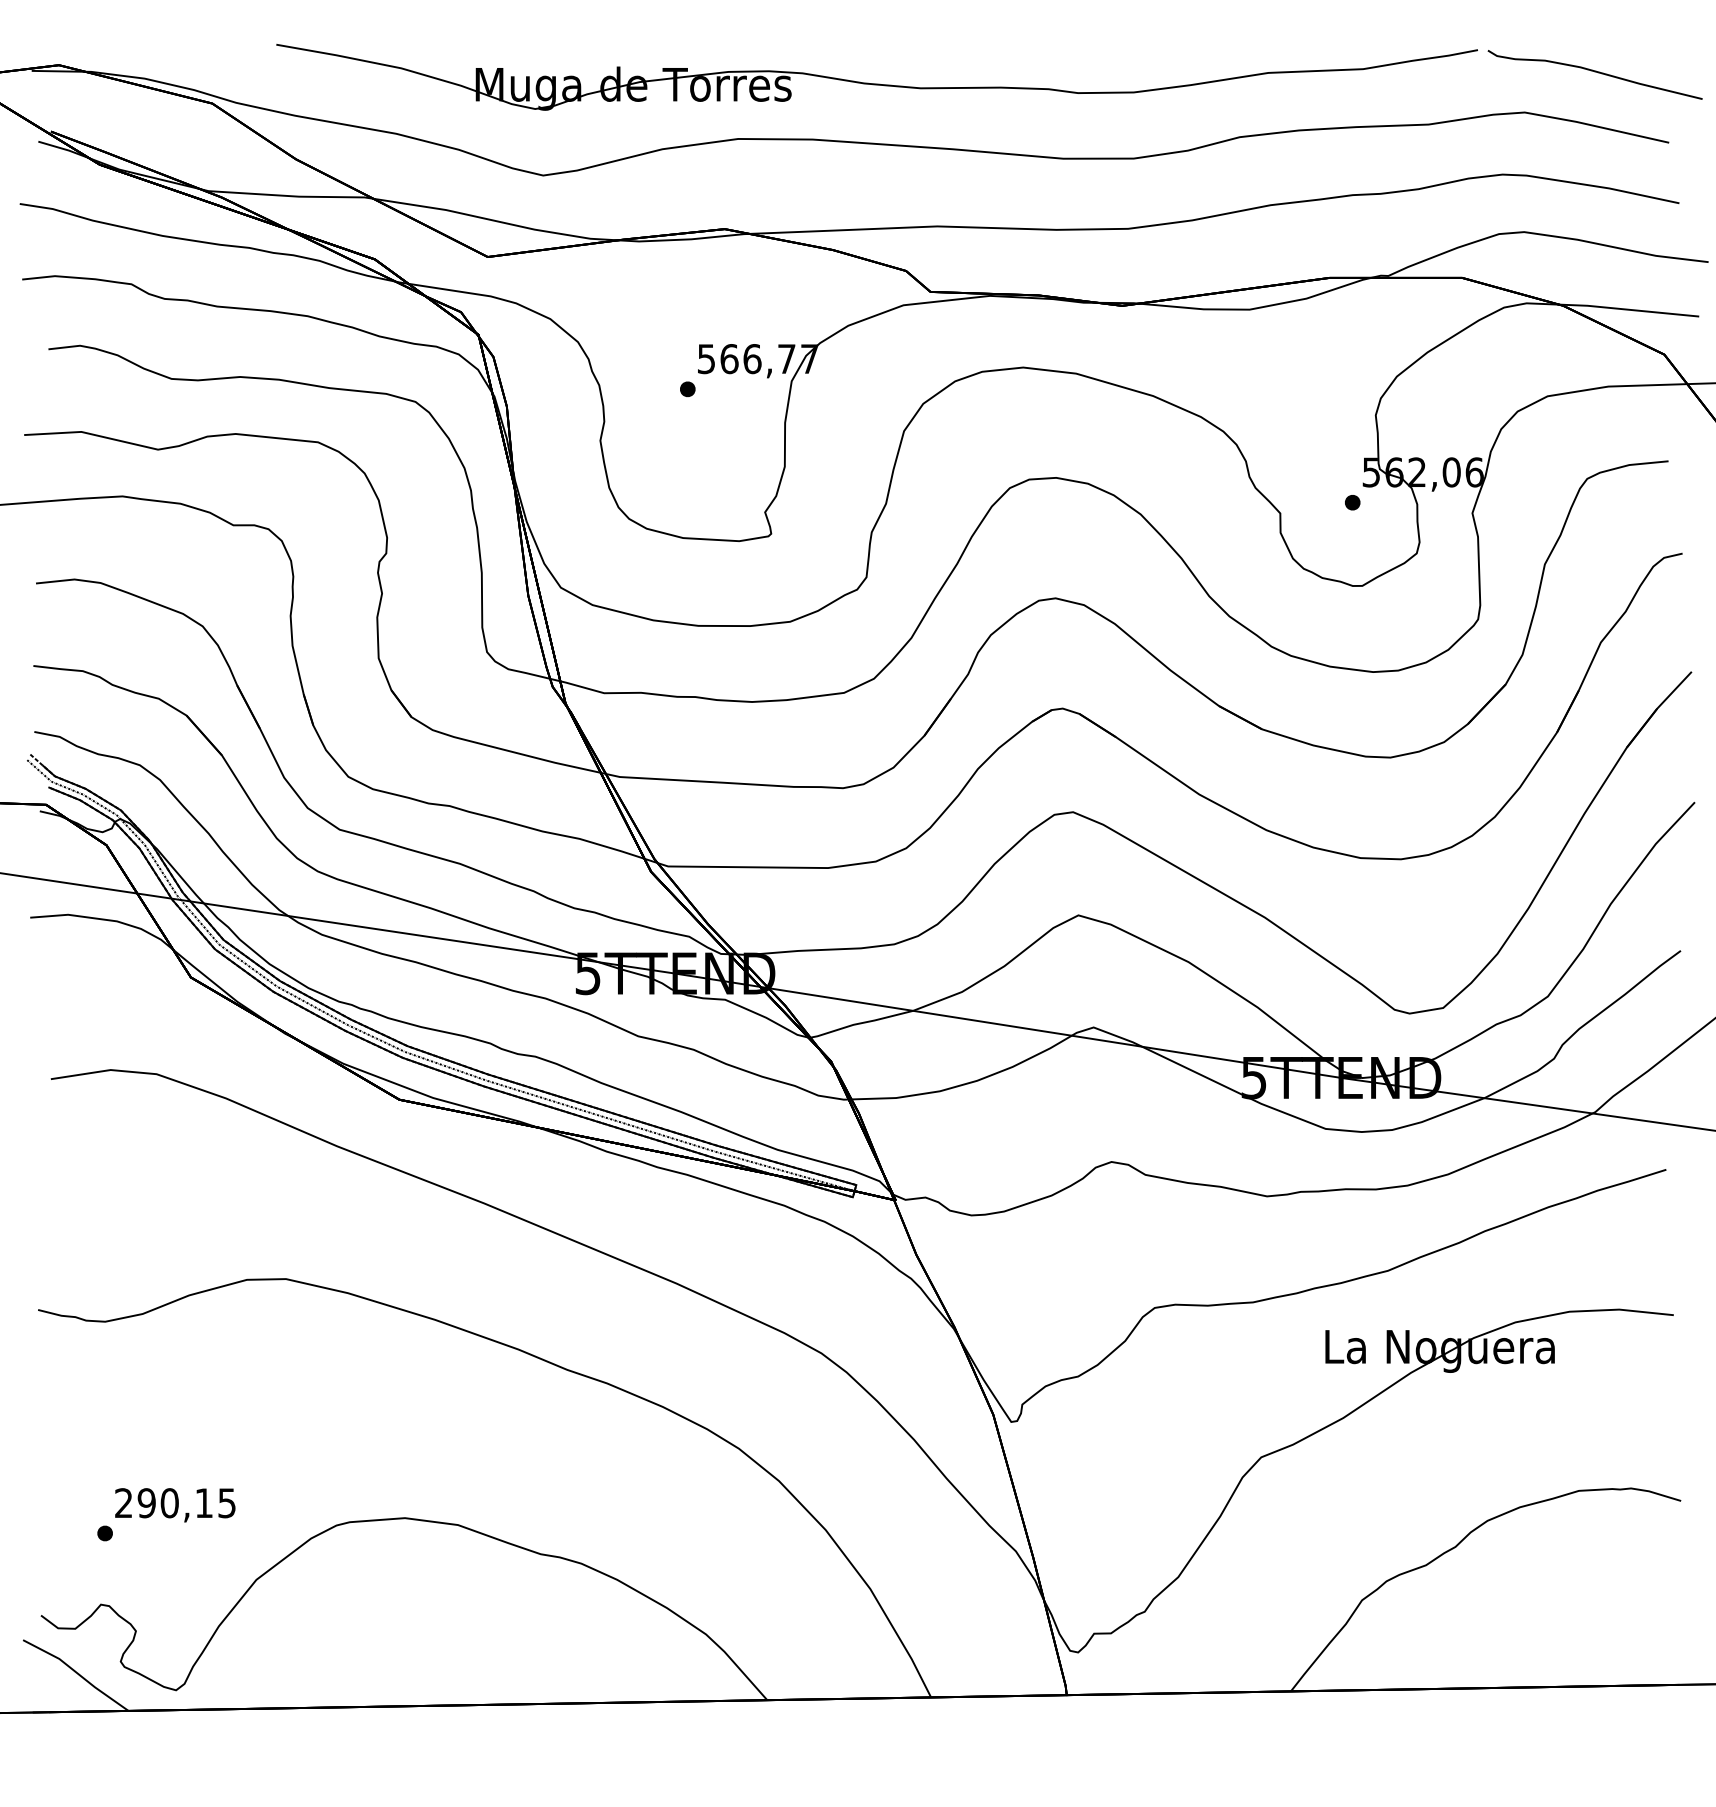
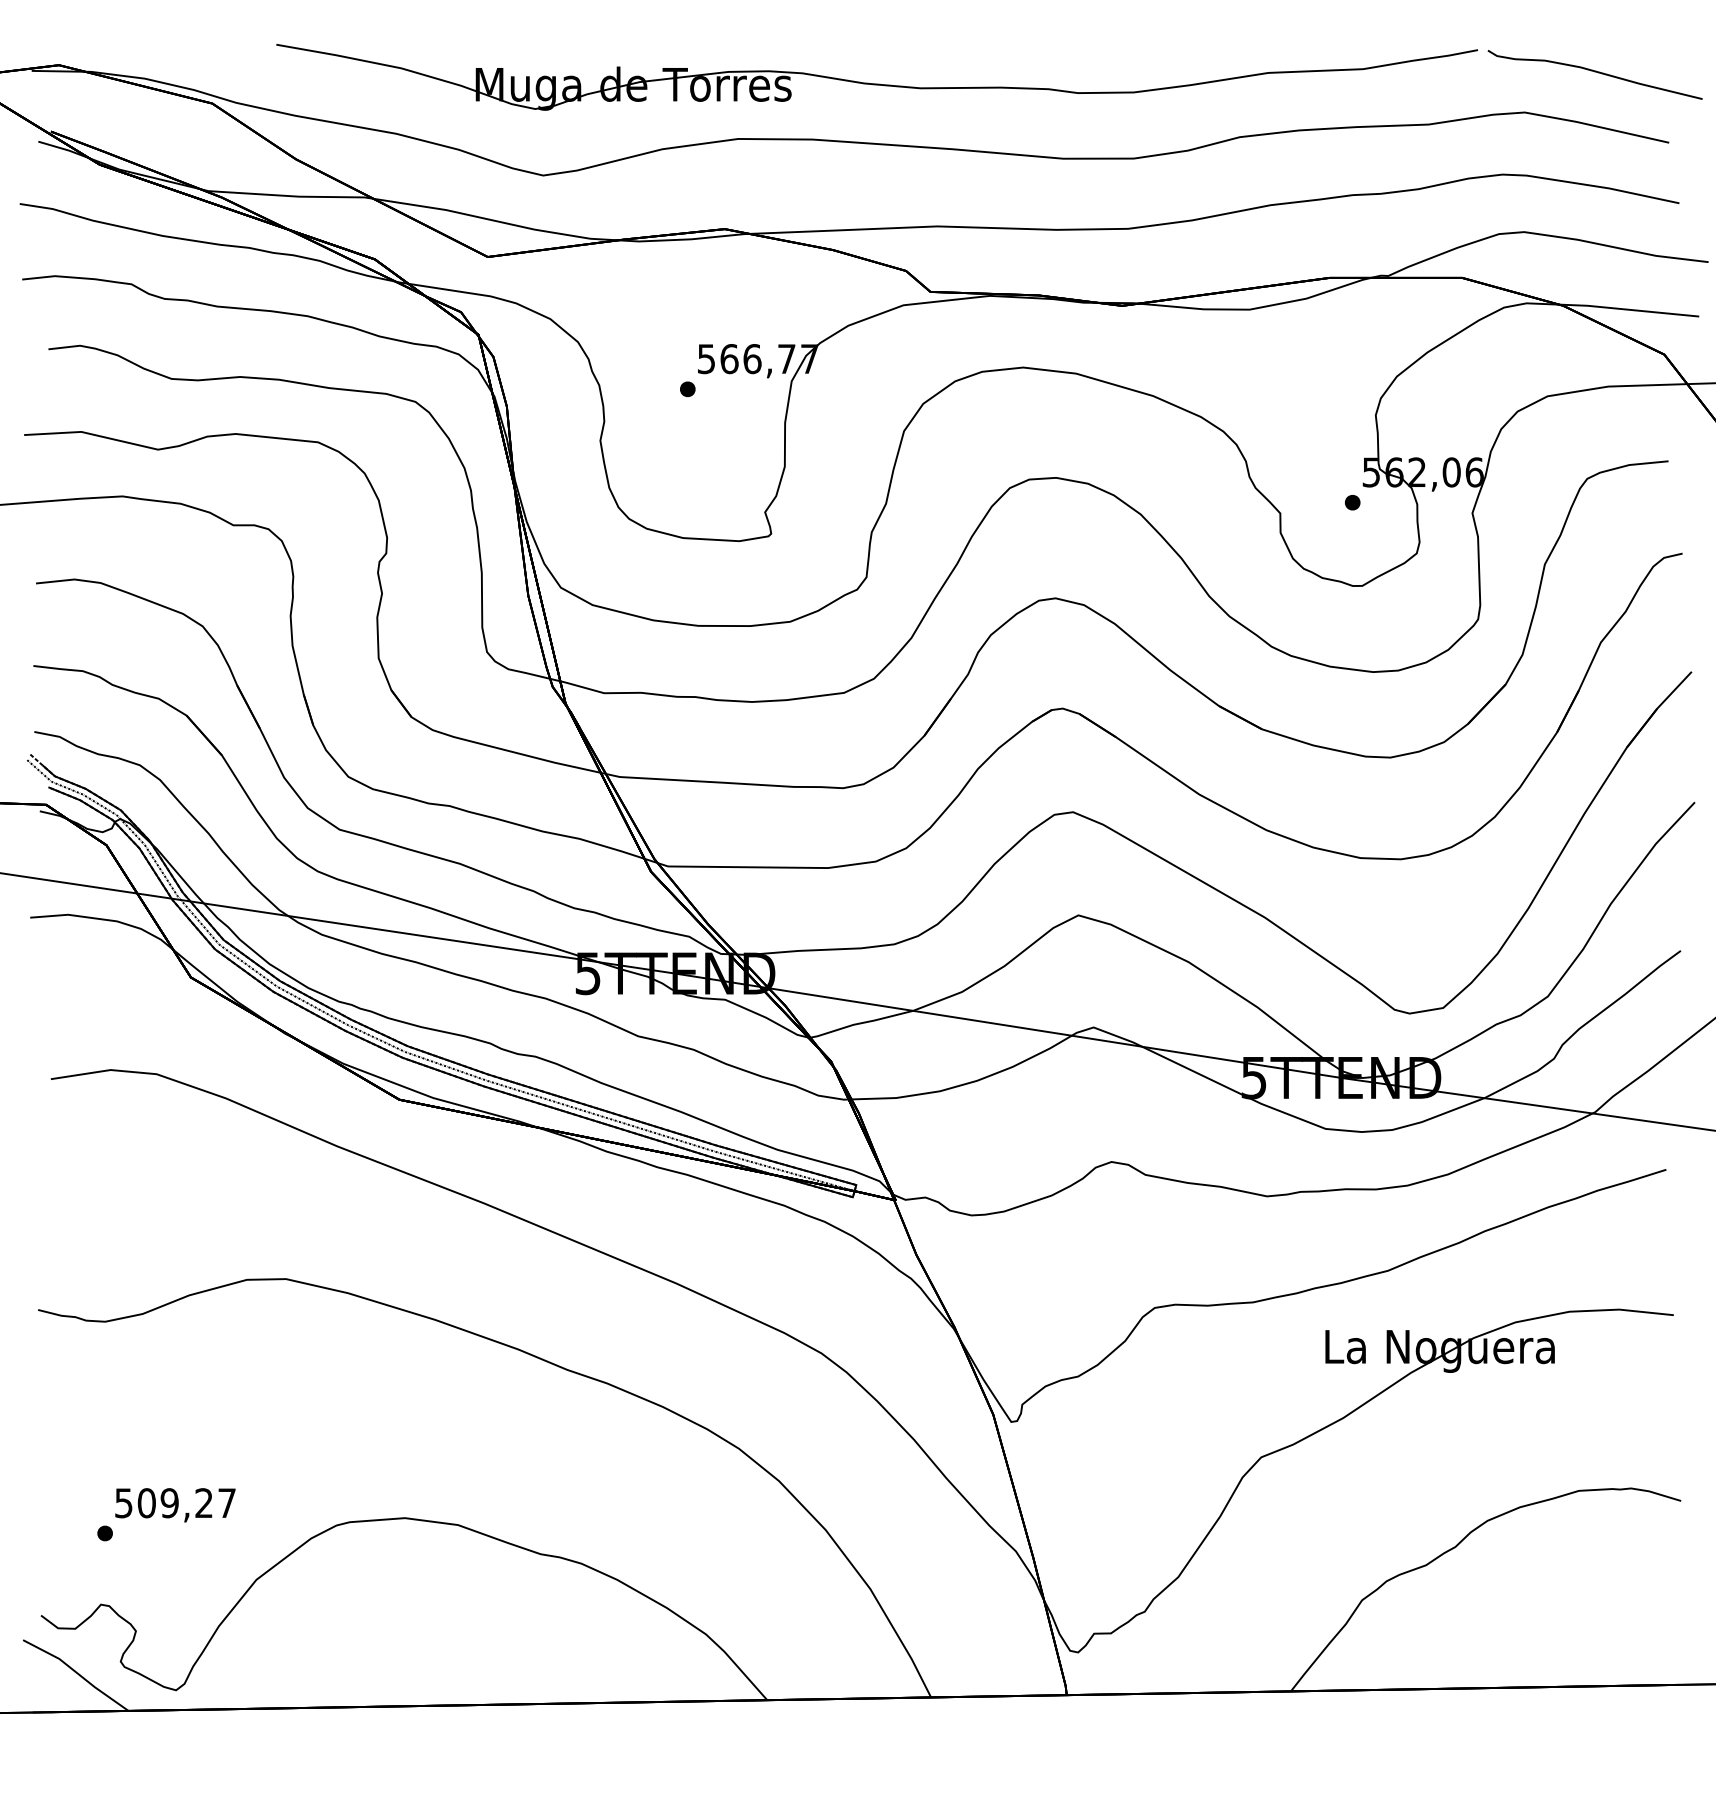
text: 290,15 -> 509,27 (175, 1503)
